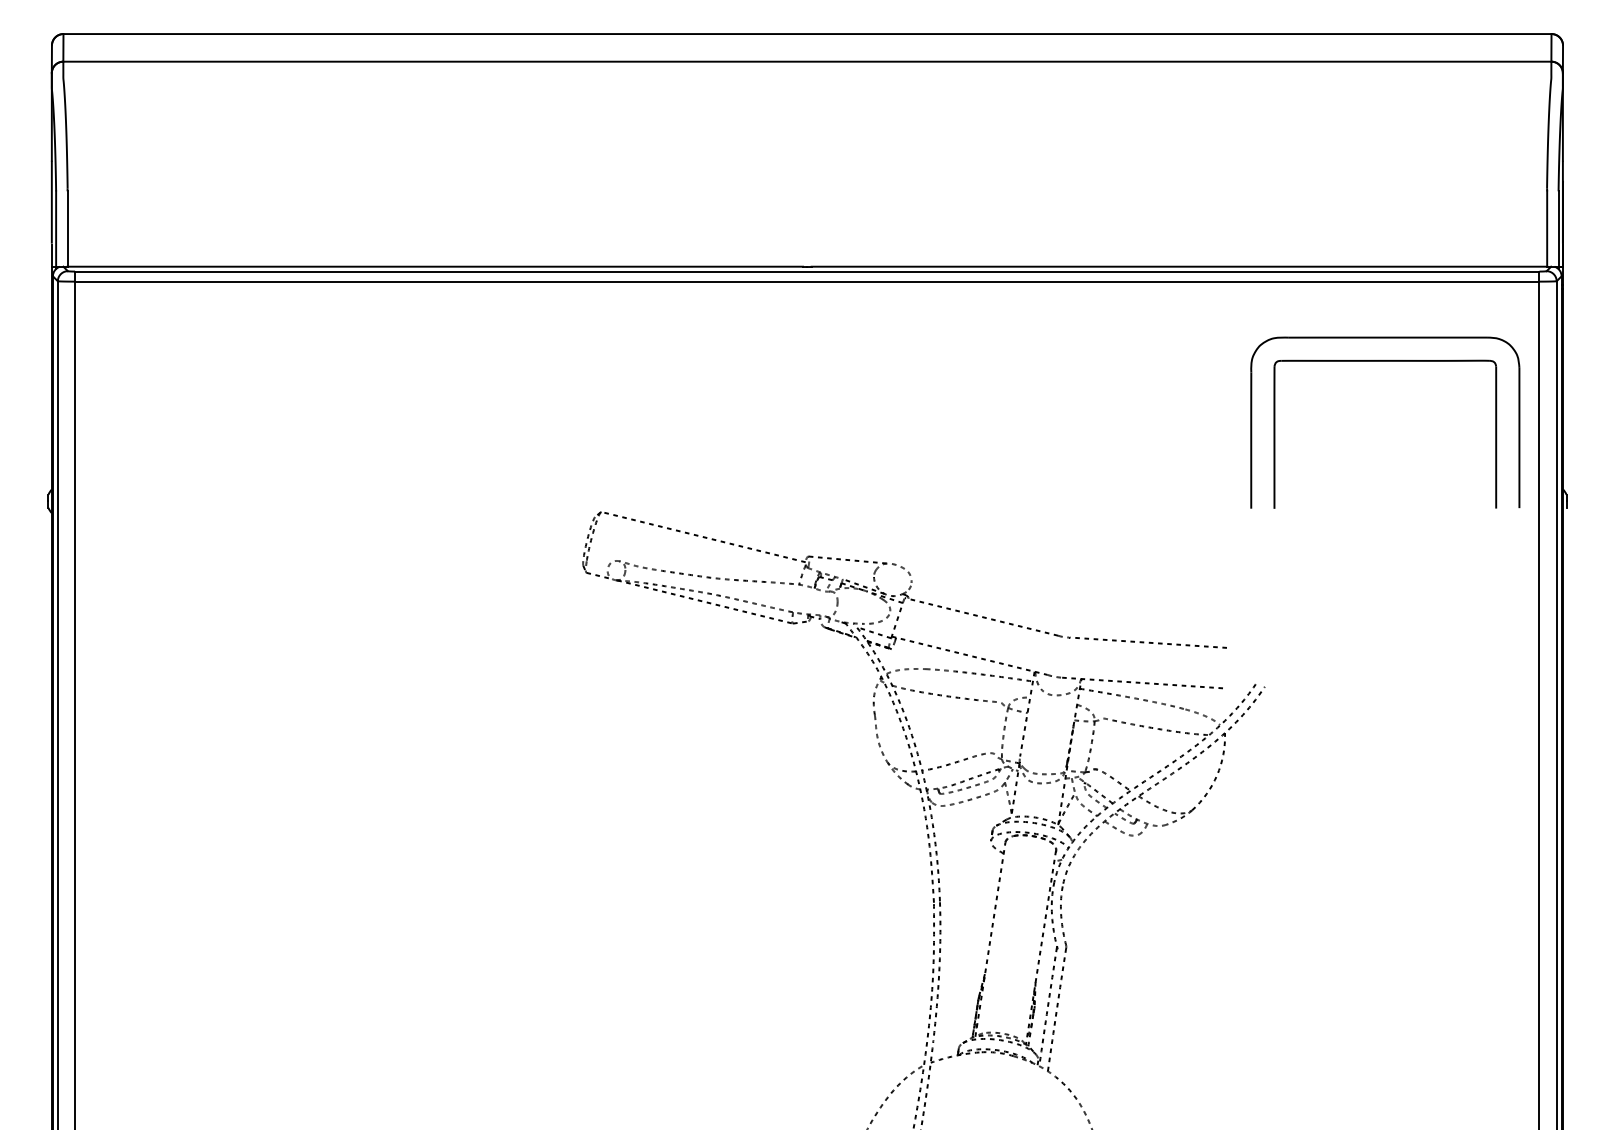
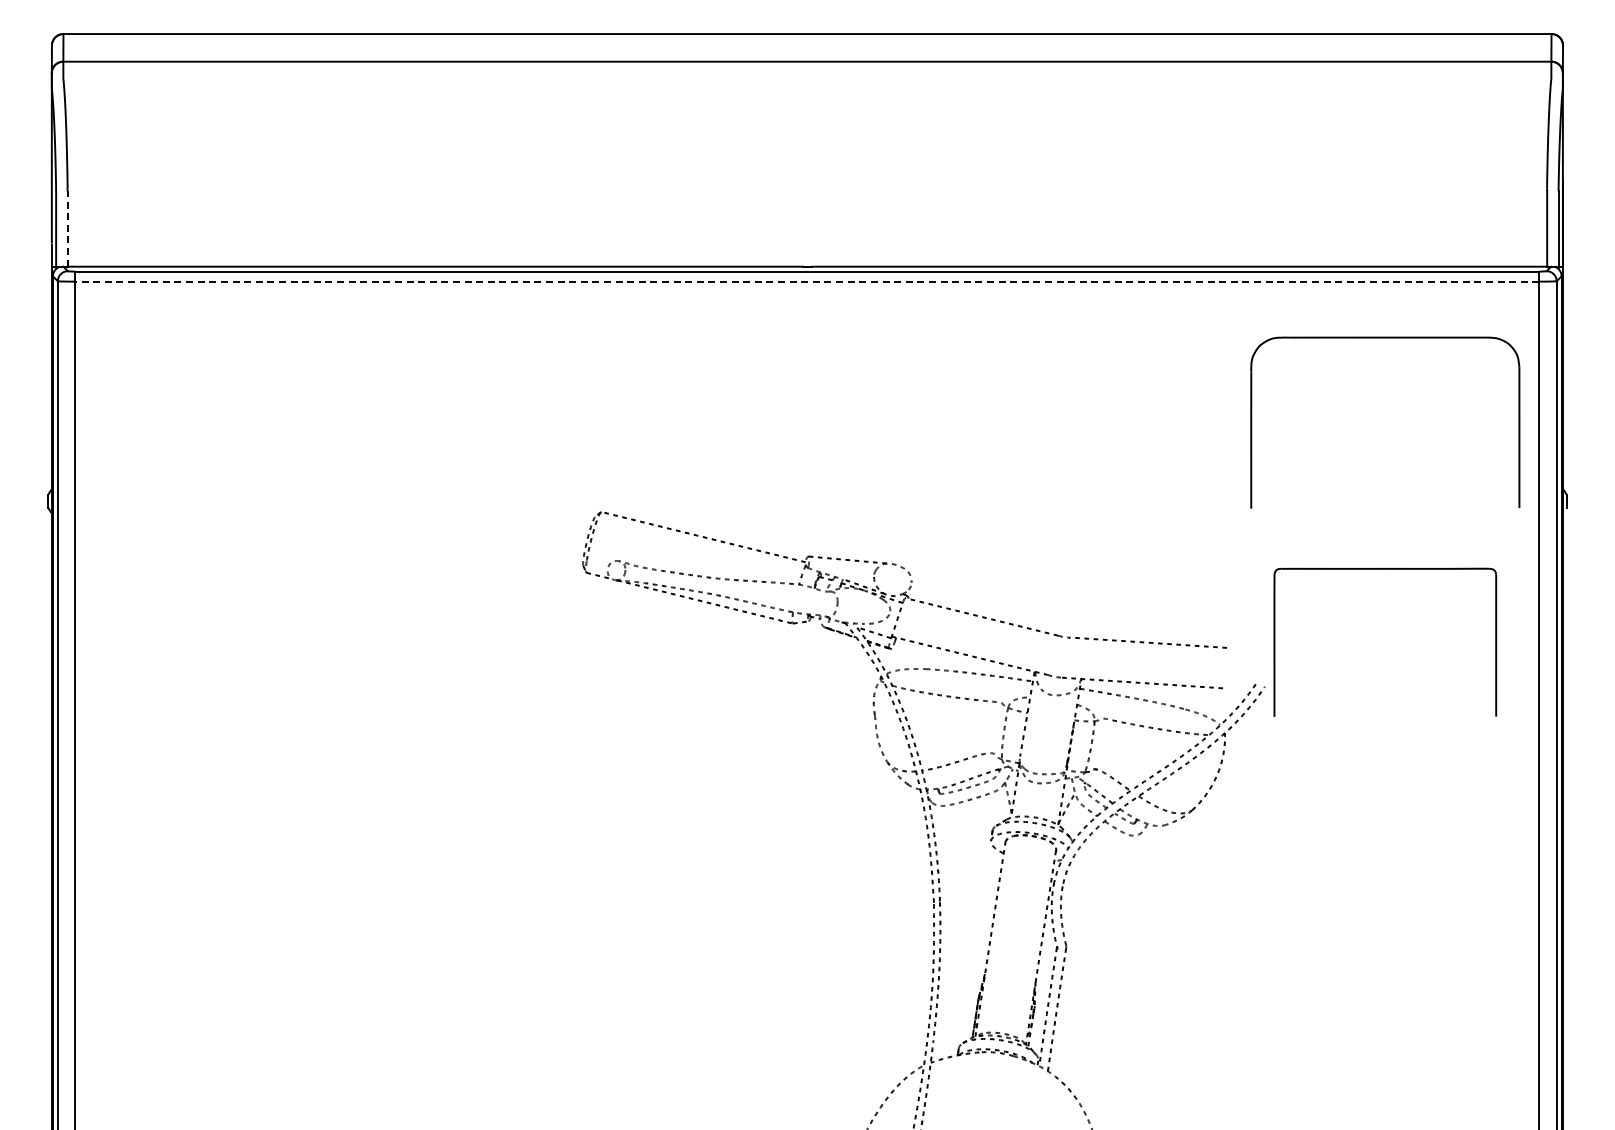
line: solid -> dashed (67, 229)
line: solid -> dashed (806, 281)
part position: (1385, 361) -> (1385, 569) (1385, 569)
